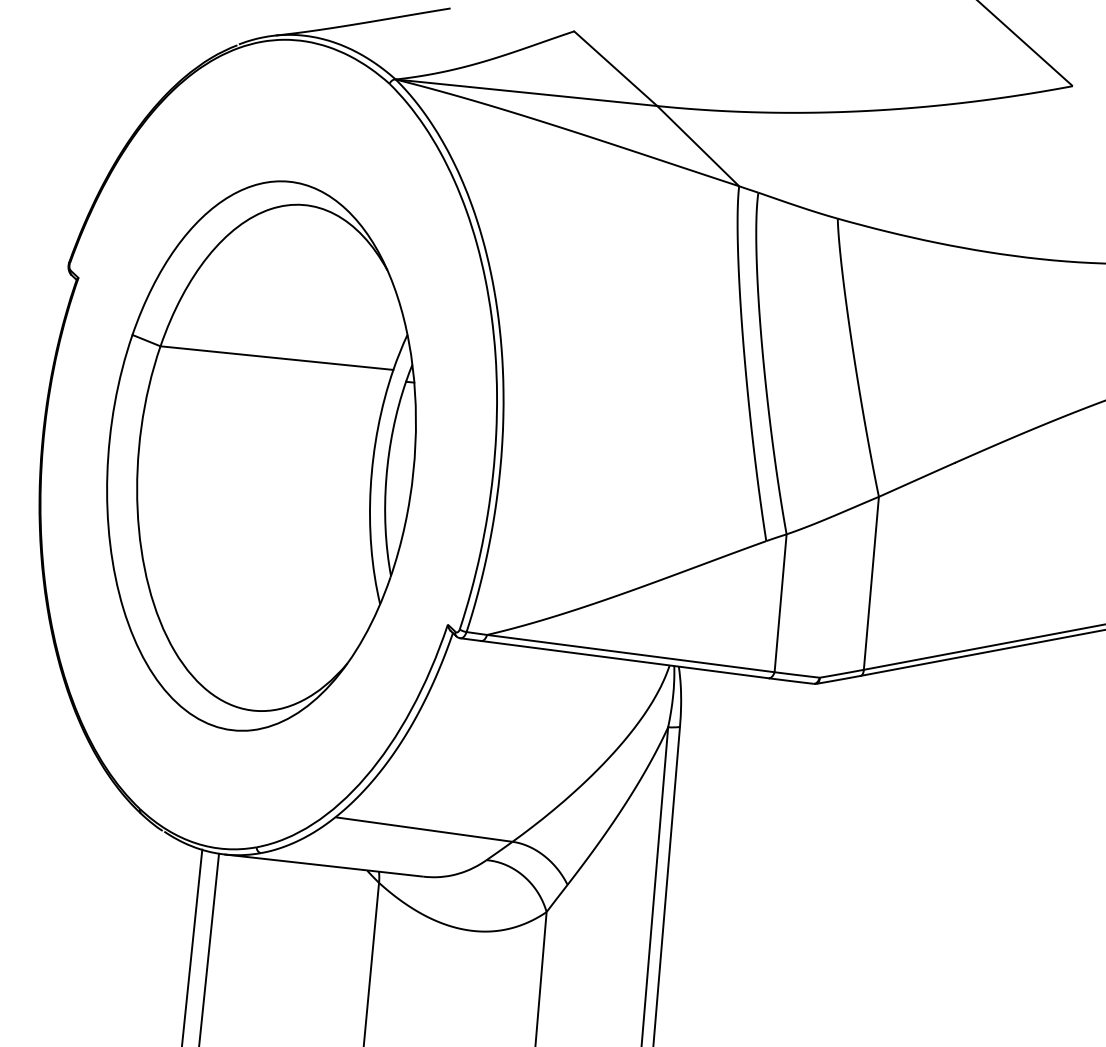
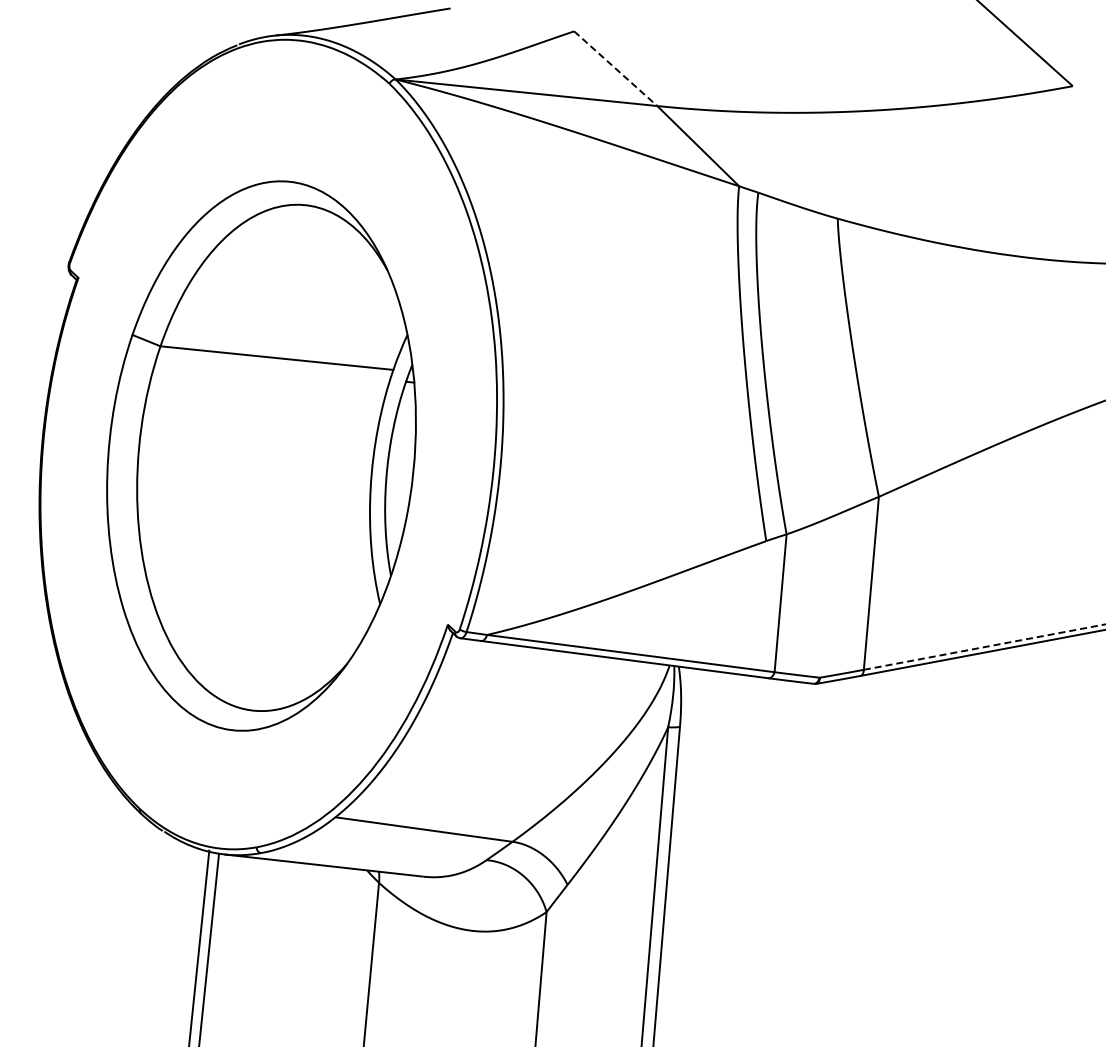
line: solid -> dashed (615, 68)
line: solid -> dashed (984, 647)
line position: (192, 946) -> (199, 946) (199, 946)
